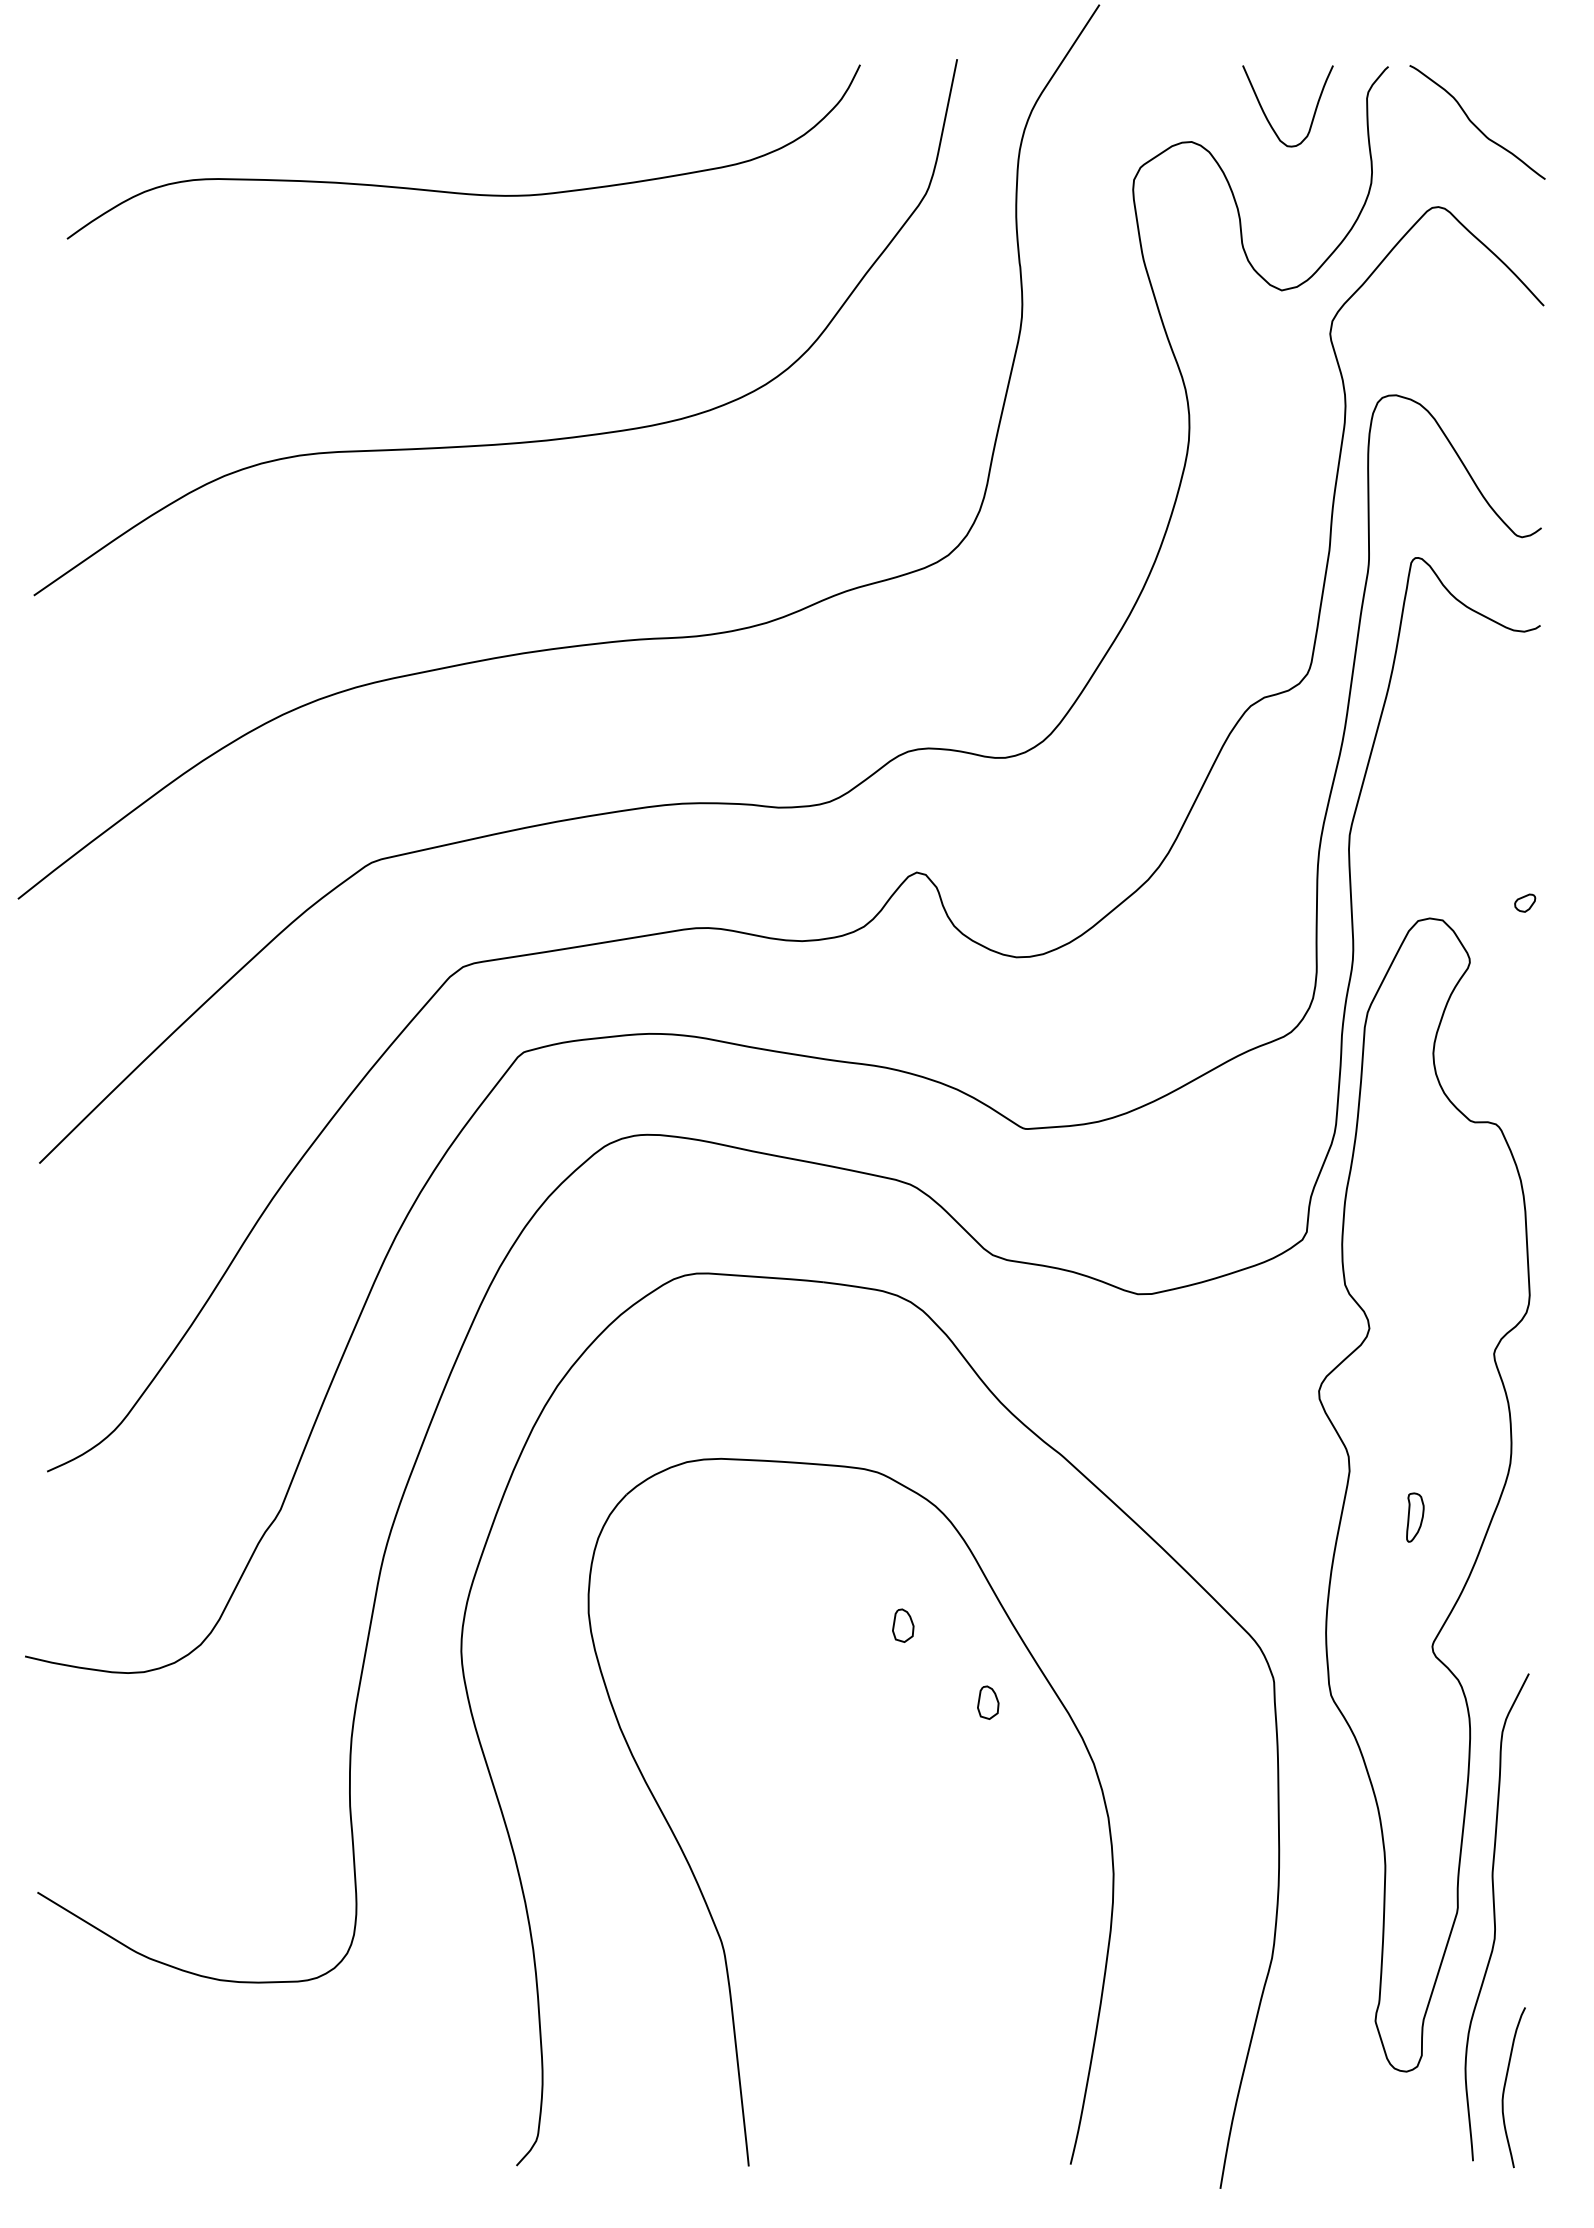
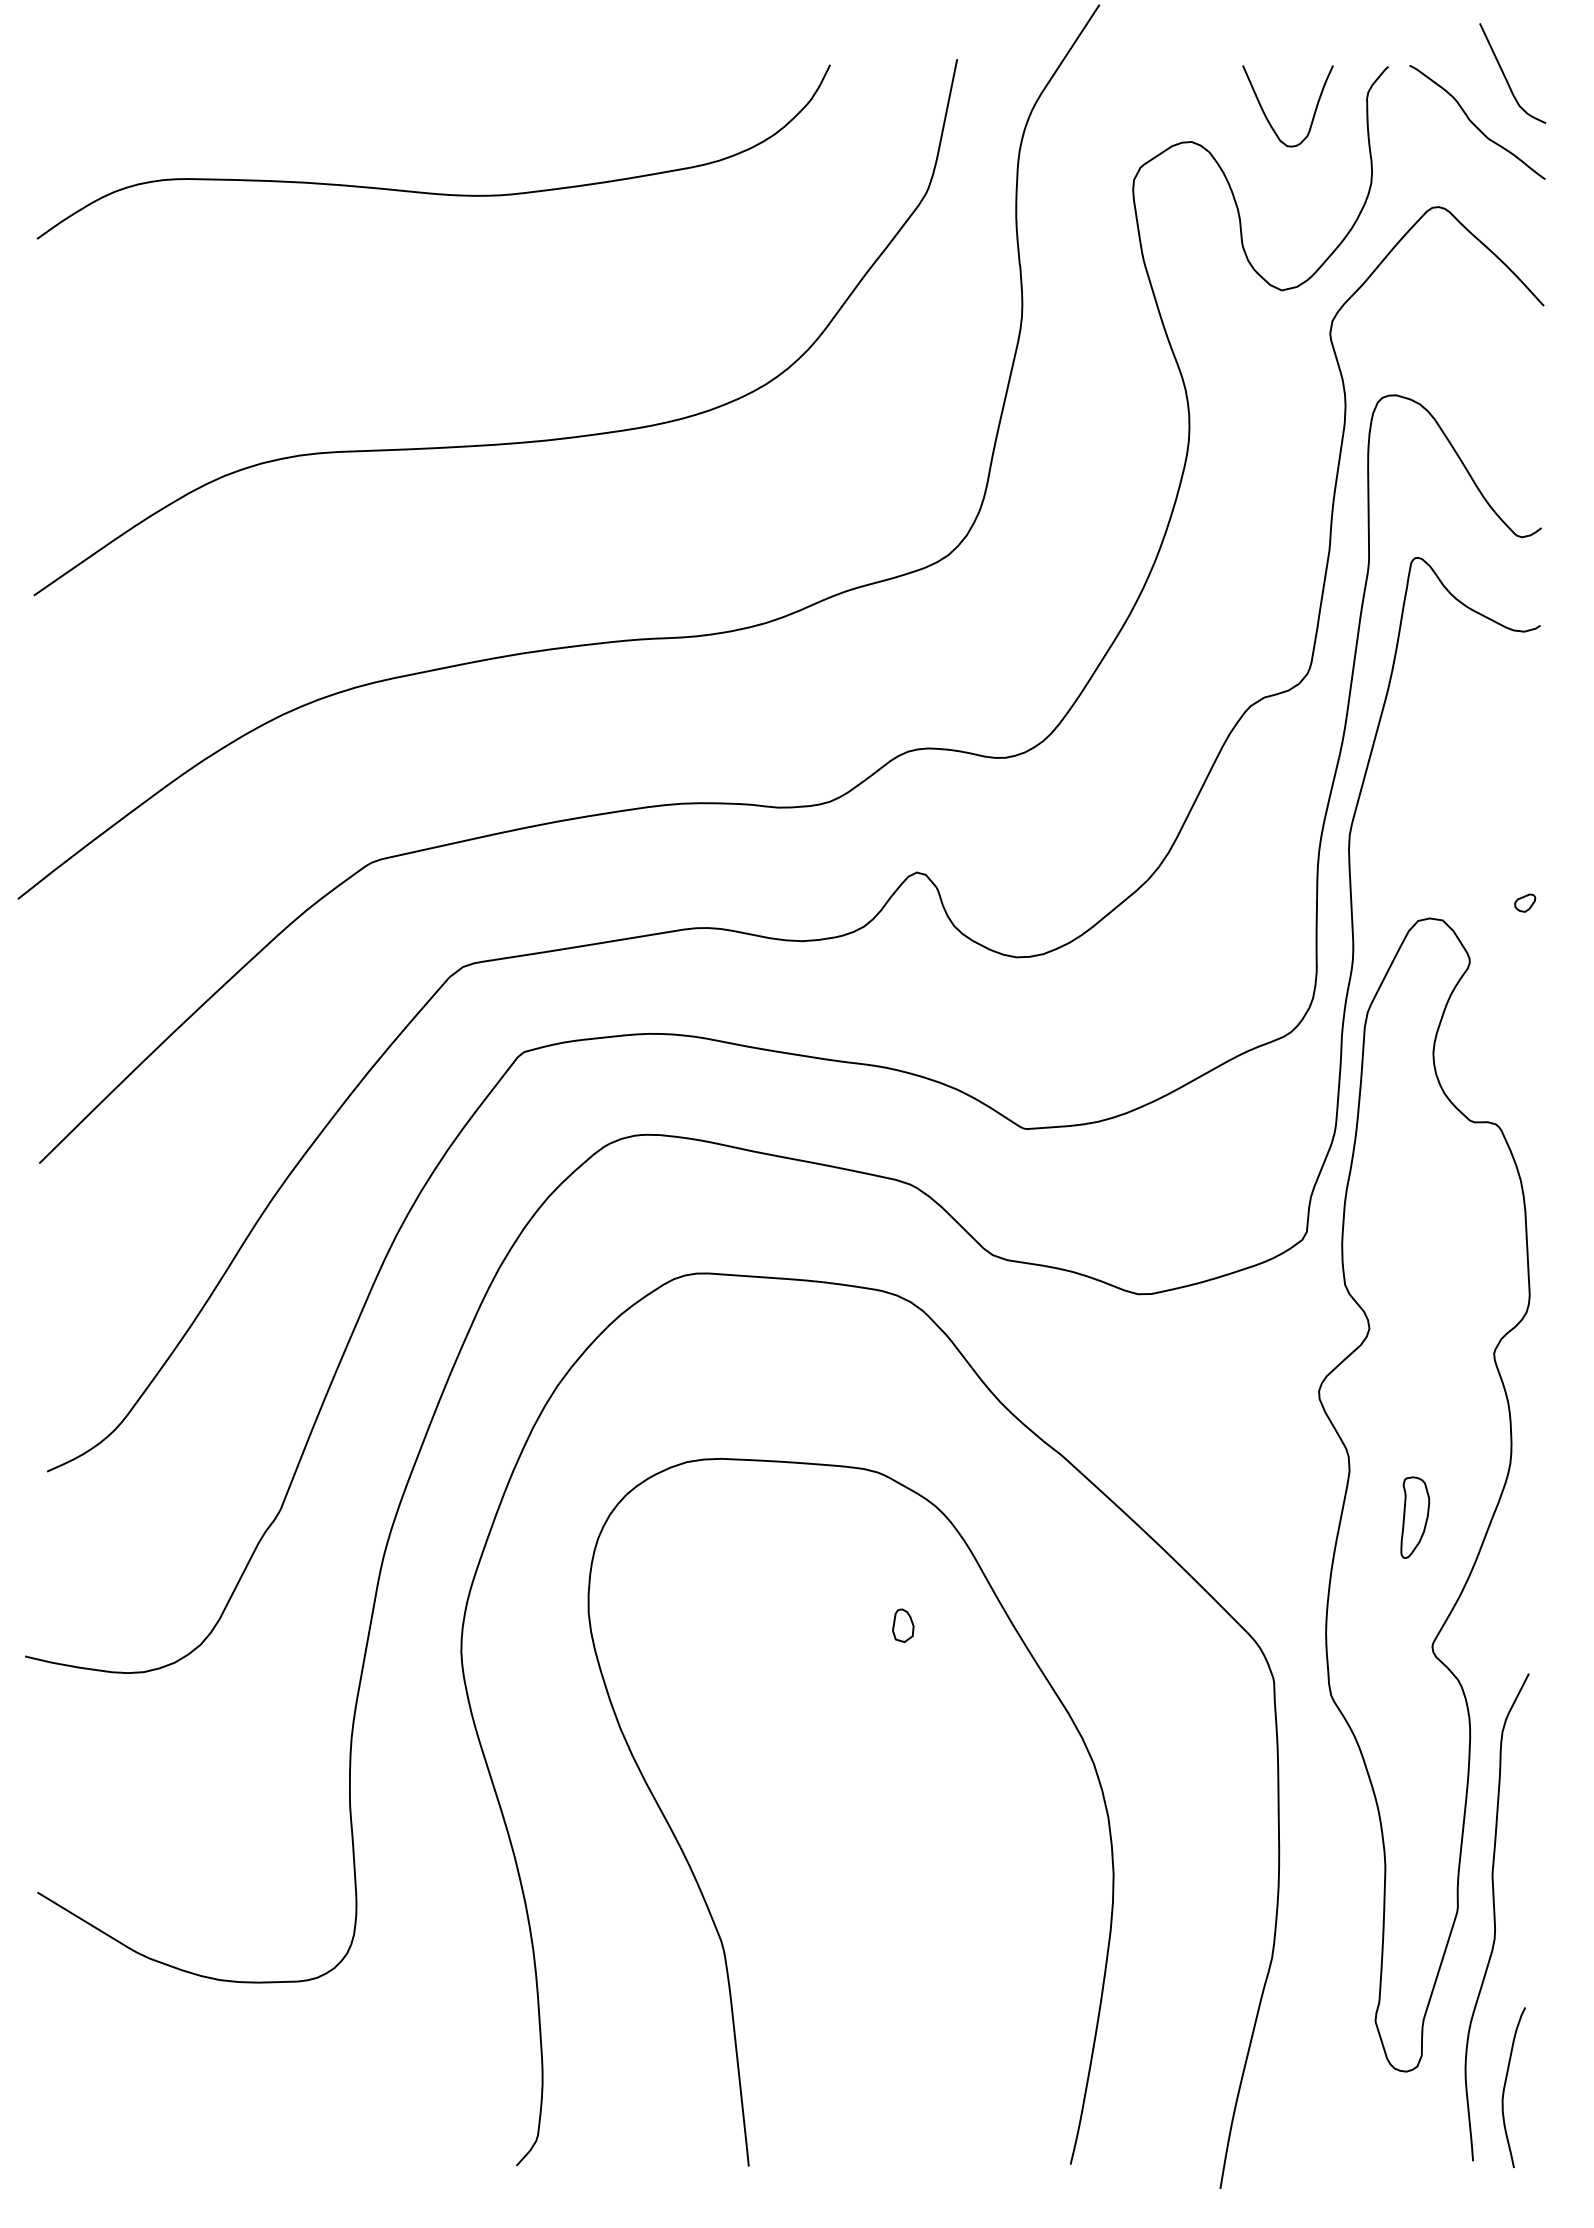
curve: none -> present (1506, 77)
curve position: (463, 192) -> (433, 192) (433, 192)
part size: 19x51 px -> 31x83 px (1415, 1517)
part: present -> none (988, 1702)
